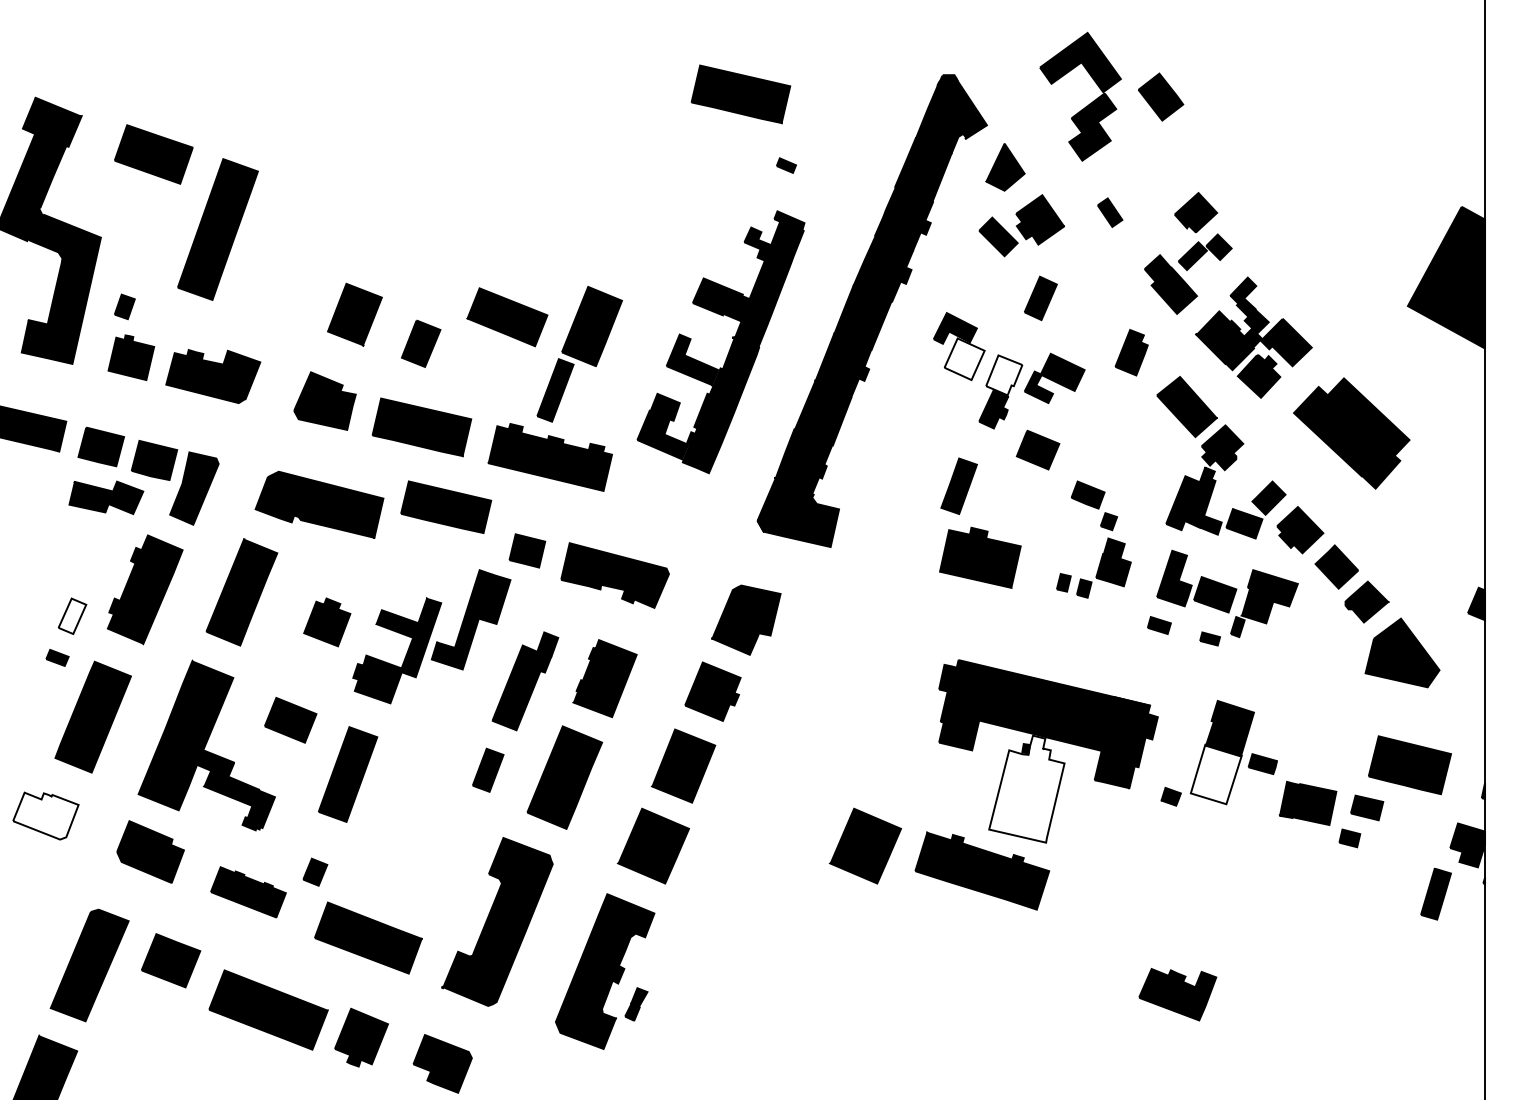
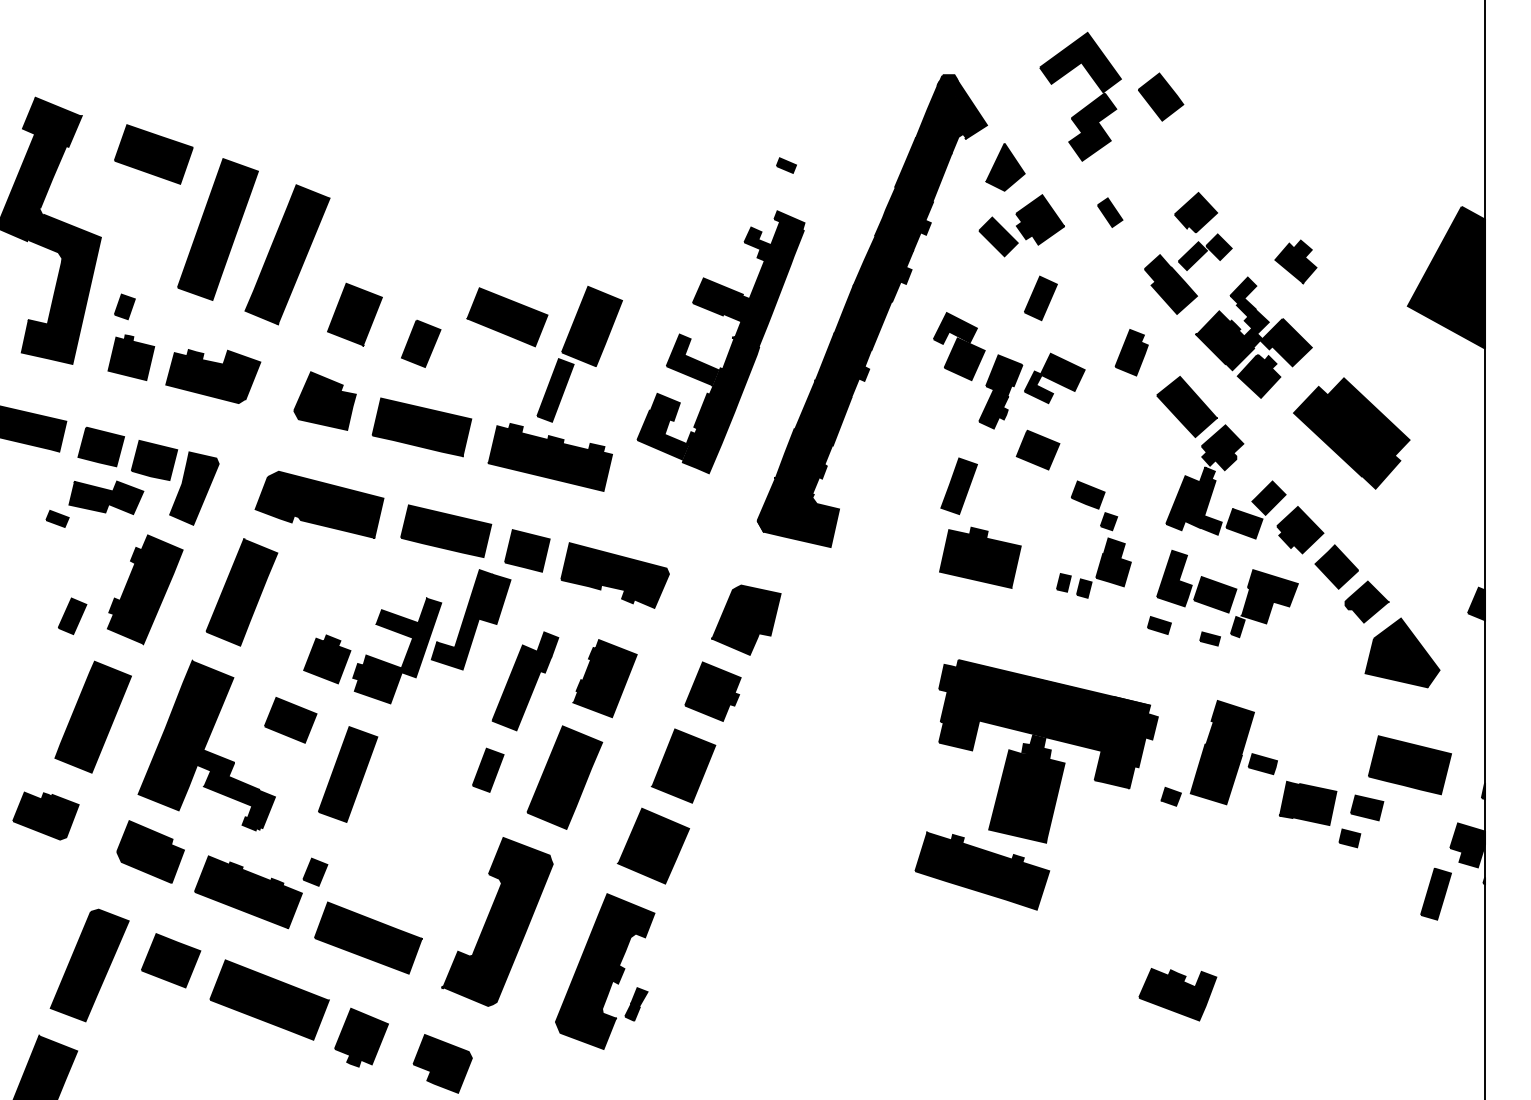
part: present -> none (740, 94)
part: none -> present (287, 254)
part: none -> present (1295, 261)
fill: none -> present (964, 359)
fill: none -> present (1004, 375)
part position: (446, 506) -> (446, 530) (446, 530)
part size: 39x36 px -> 47x44 px (527, 550)
fill: none -> present (72, 616)
part position: (327, 622) -> (327, 659) (327, 659)
part position: (57, 657) -> (57, 518) (57, 518)
fill: none -> present (1215, 774)
fill: none -> present (1026, 788)
fill: none -> present (45, 815)
part: present -> none (864, 845)
part size: 77x53 px -> 109x75 px (248, 892)
part position: (268, 1009) -> (269, 999) (269, 999)
